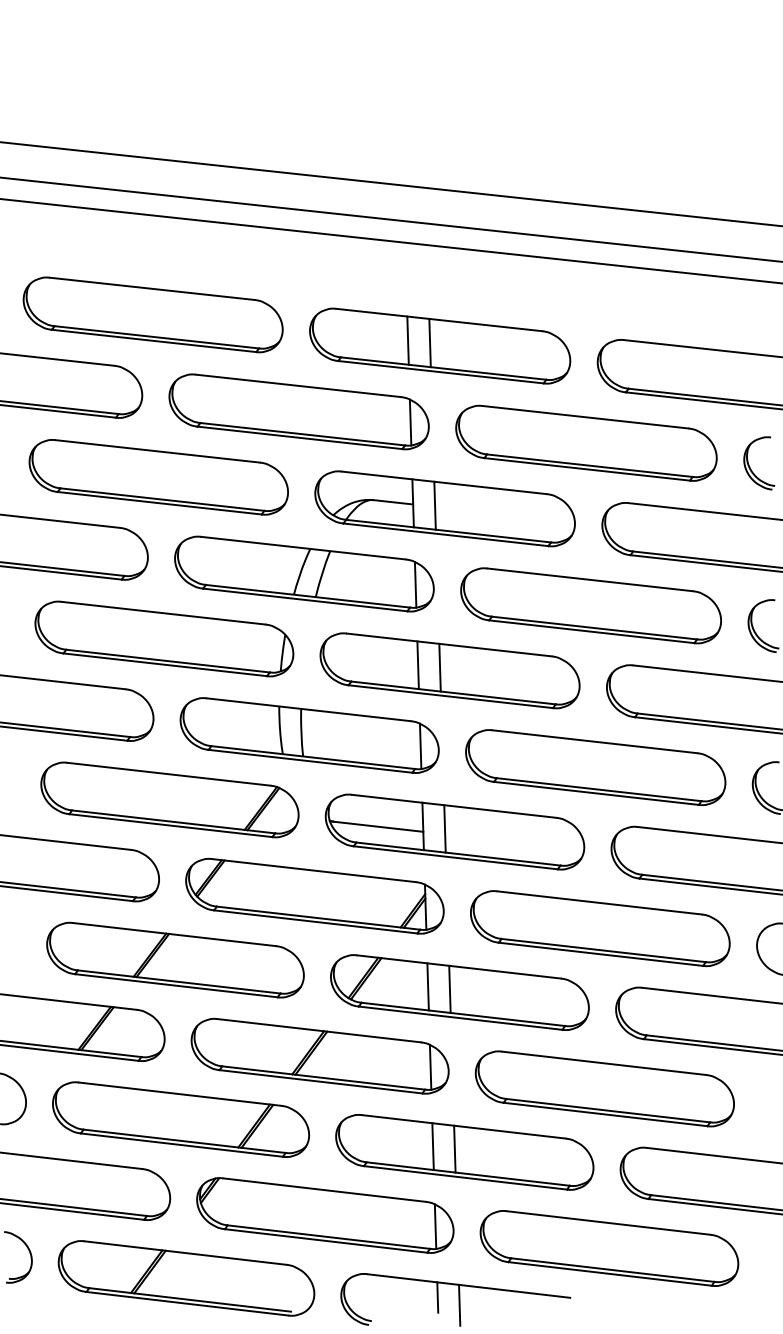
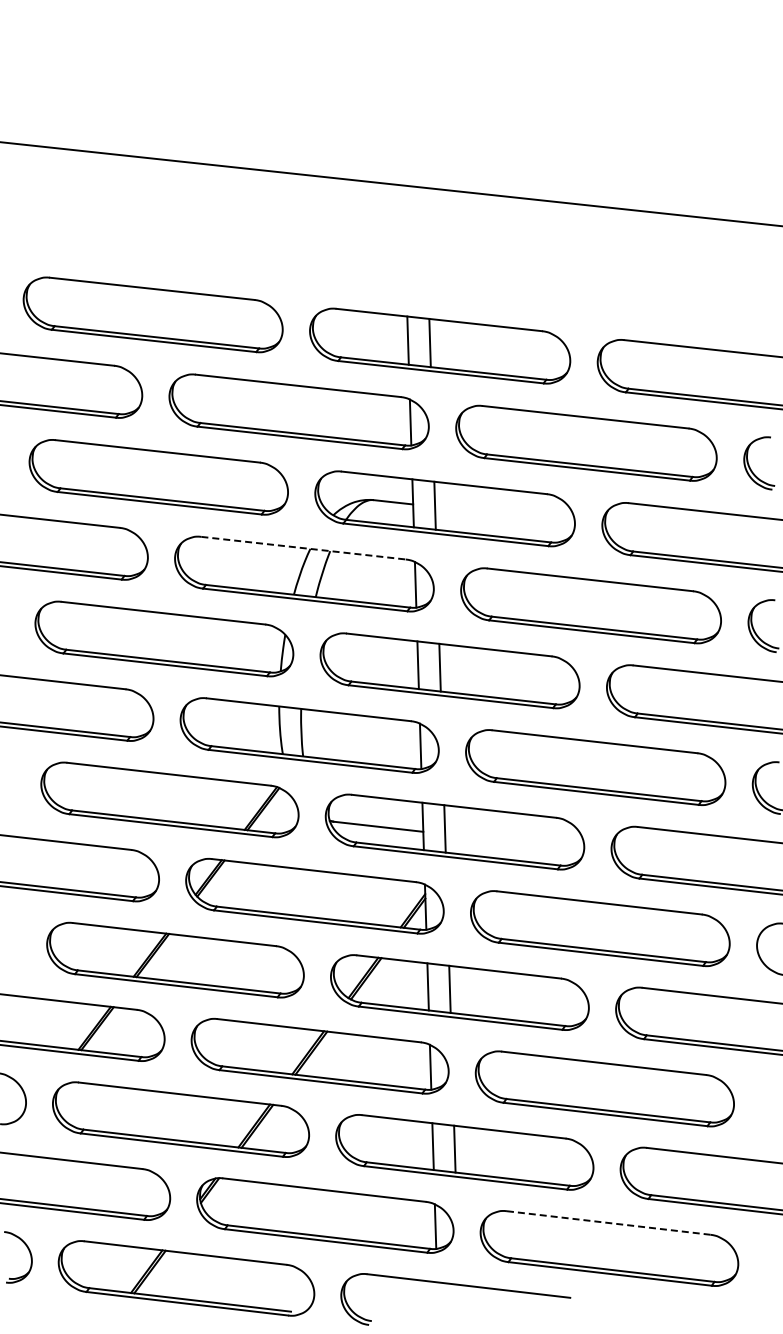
line: present -> none (390, 219)
line: present -> none (390, 241)
line: solid -> dashed (303, 548)
line: solid -> dashed (609, 1223)
line: present -> none (437, 1297)
line: present -> none (459, 1304)
